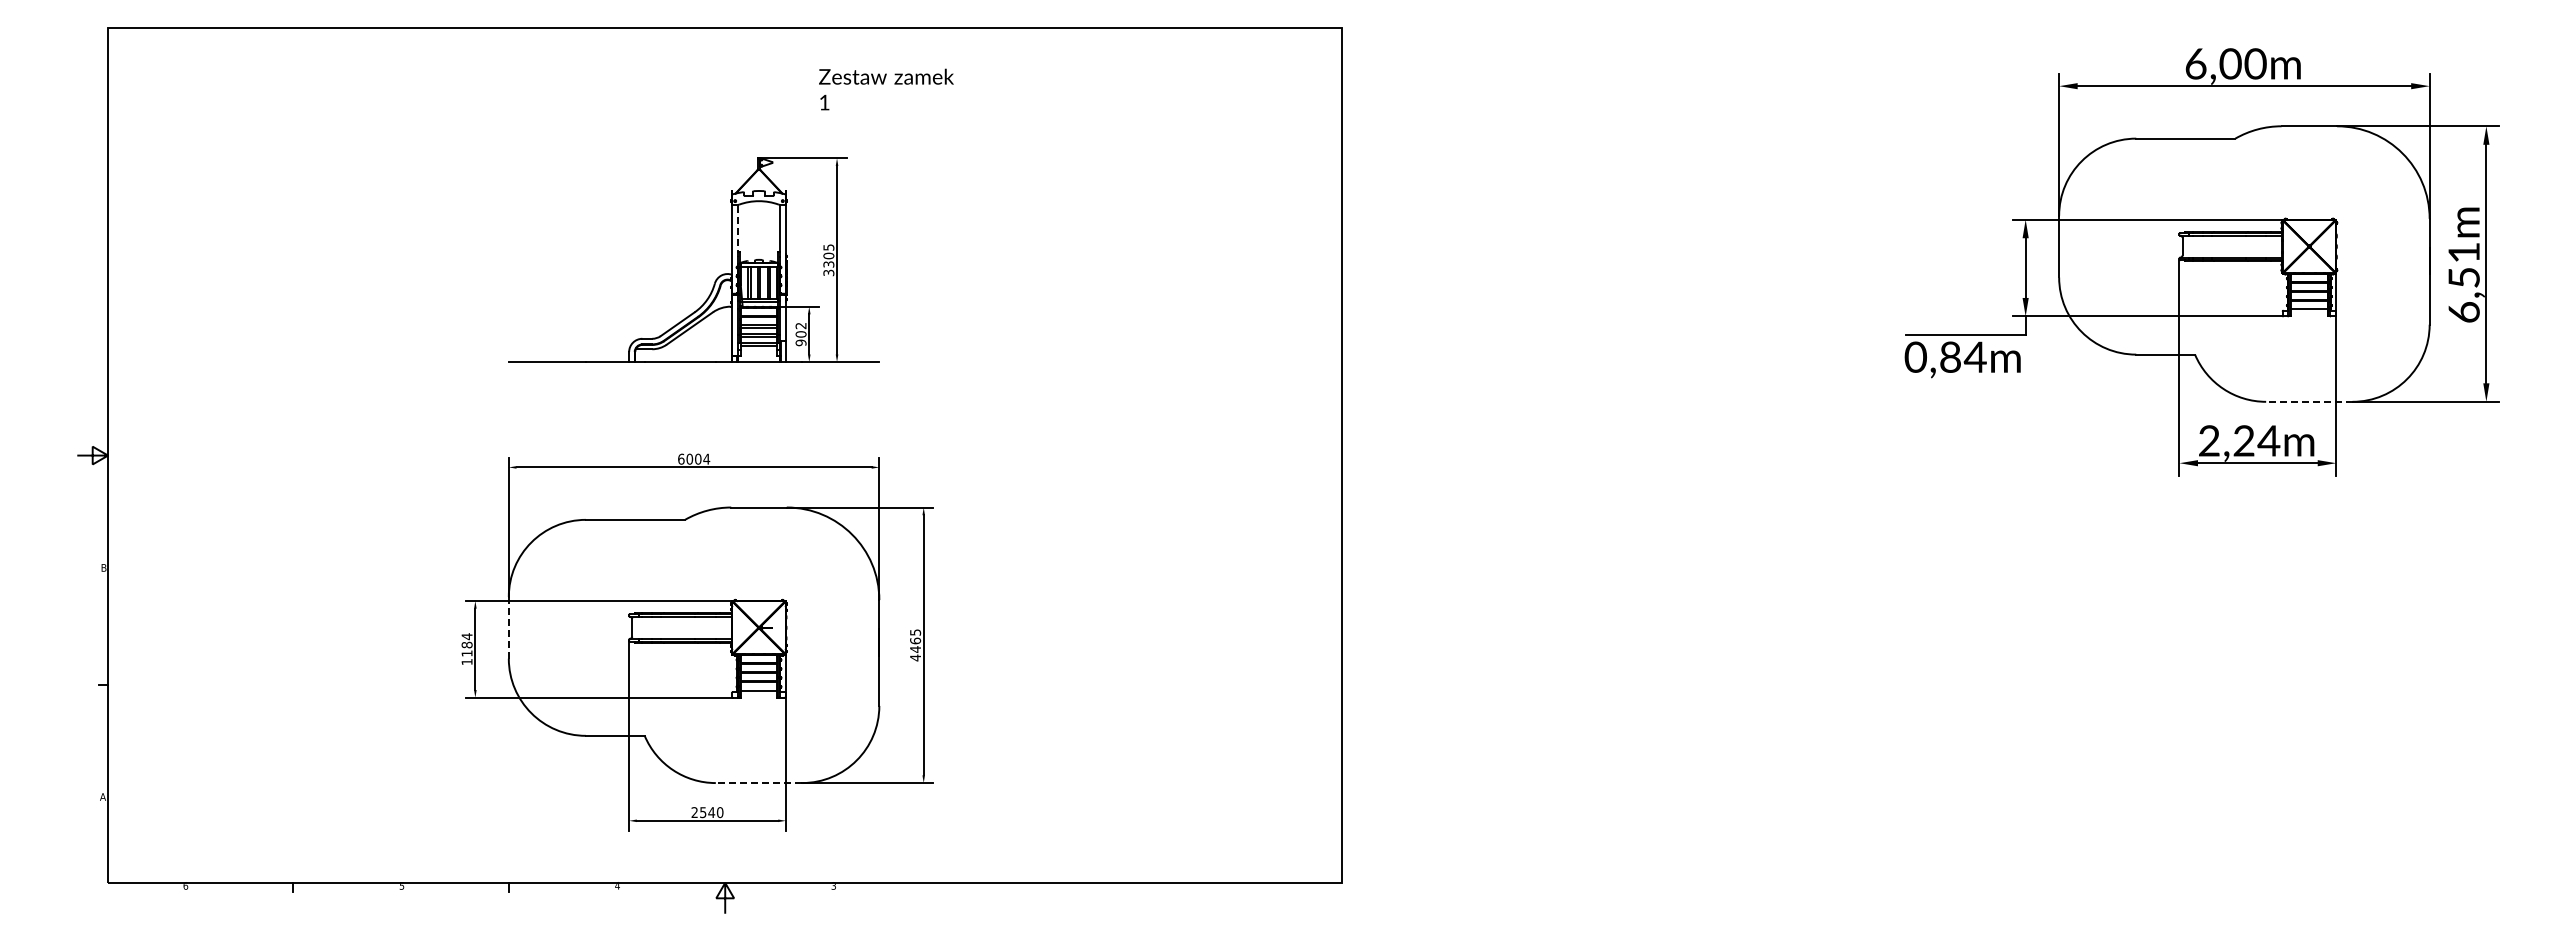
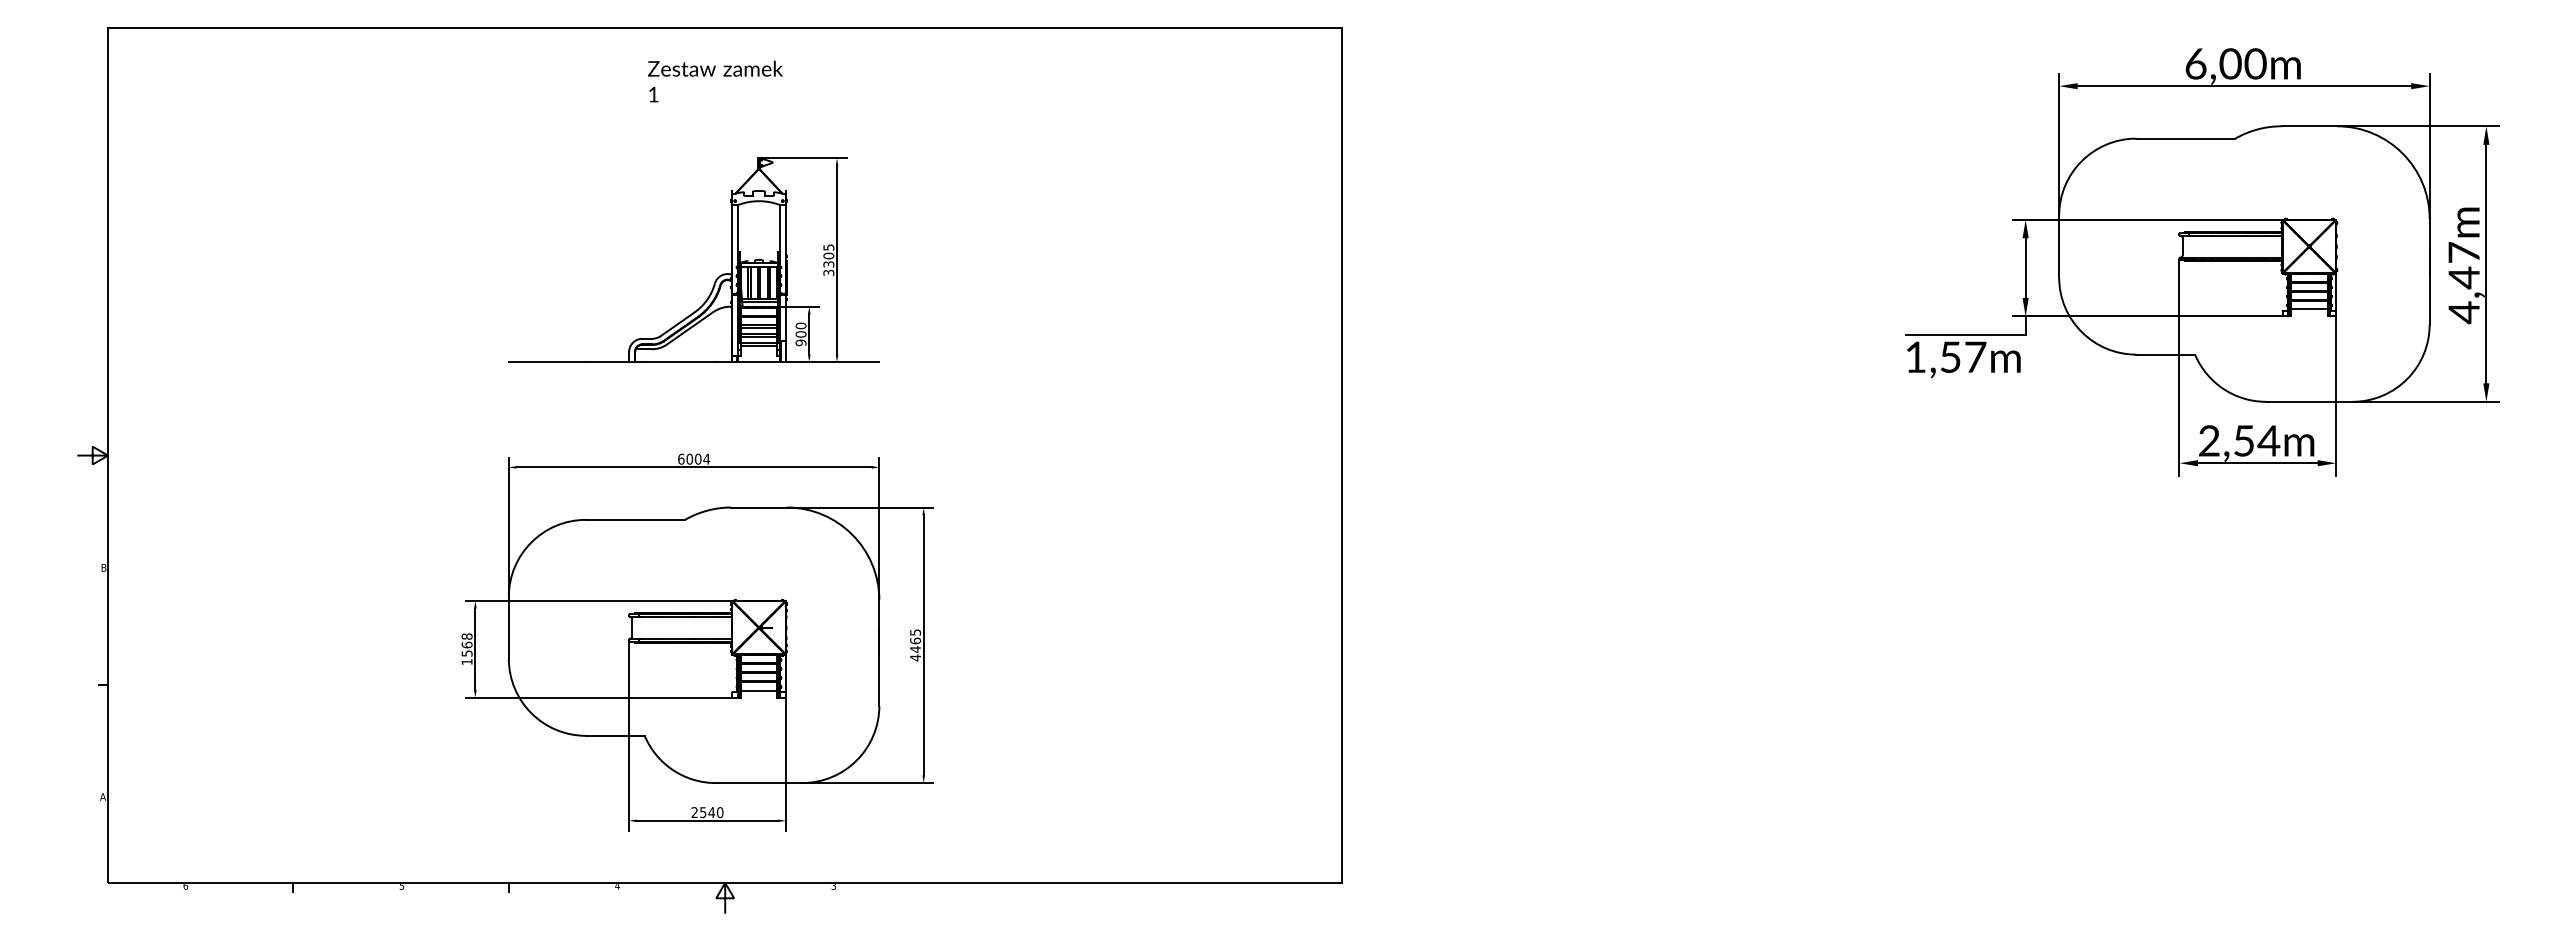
text position: (886, 89) -> (715, 81) (715, 81)
line: dashed -> solid (738, 230)
text: 6,51m -> 4,47m (2463, 283)
text: 902 -> 900 (800, 325)
text: 0,84m -> 1,57m (1945, 356)
line: dashed -> solid (2308, 401)
text: 2,24m -> 2,54m (2243, 440)
line: dashed -> solid (508, 627)
text: 1184 -> 1568 (466, 644)
line: dashed -> solid (758, 783)
